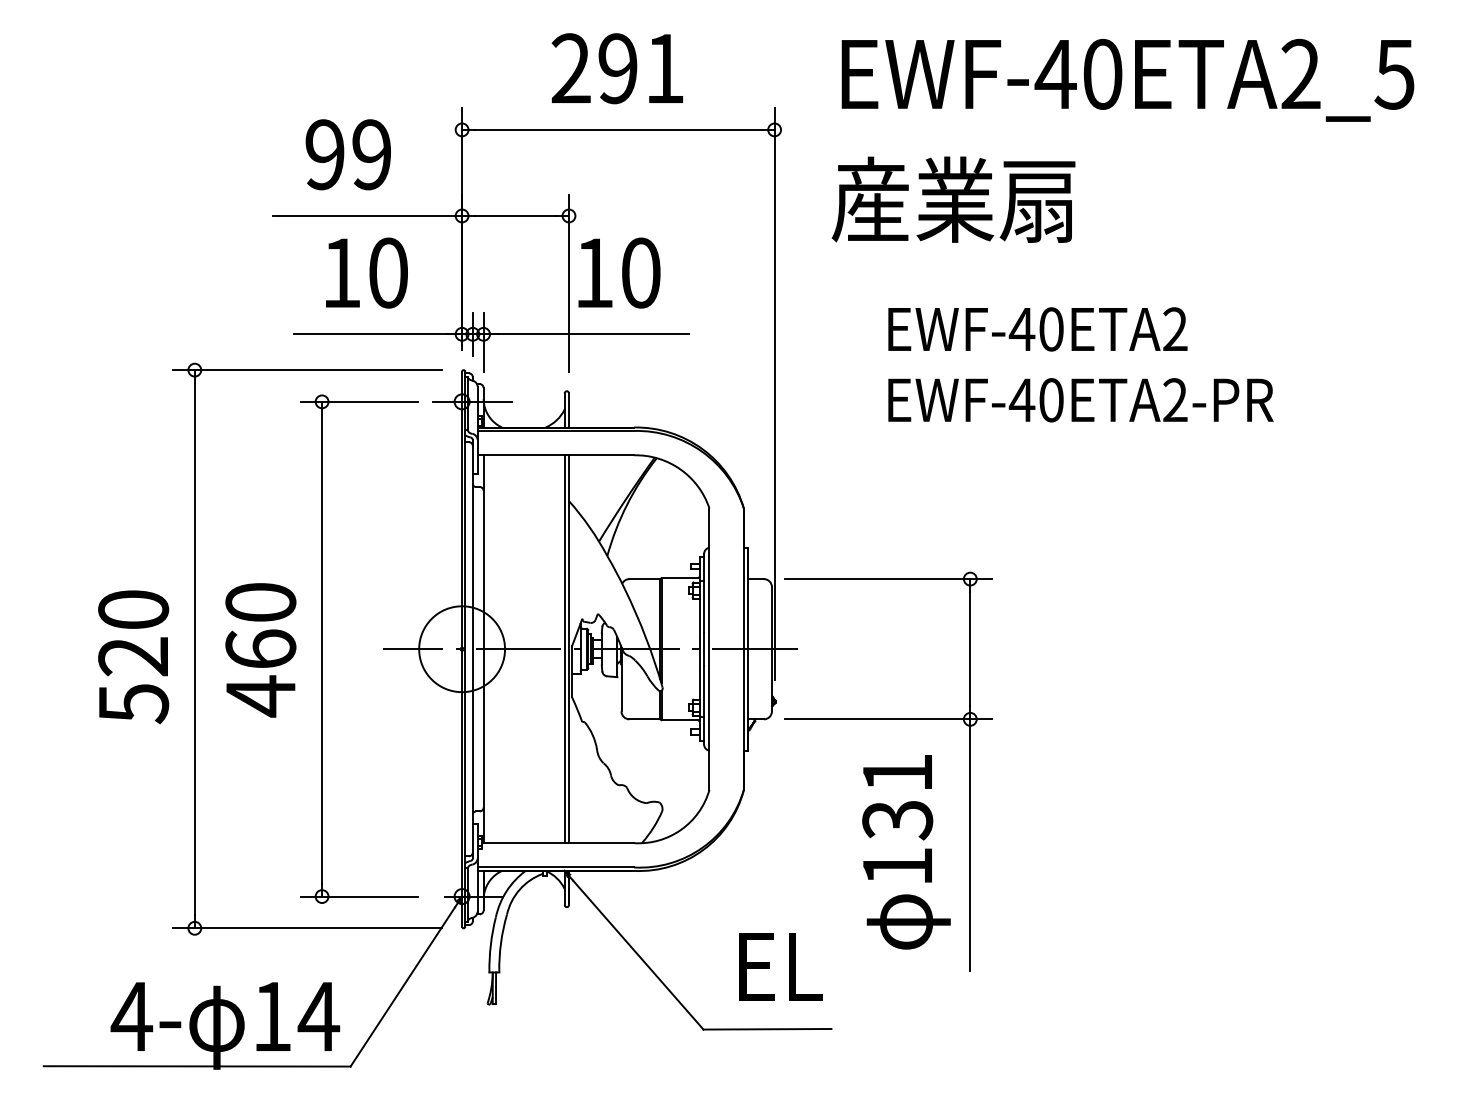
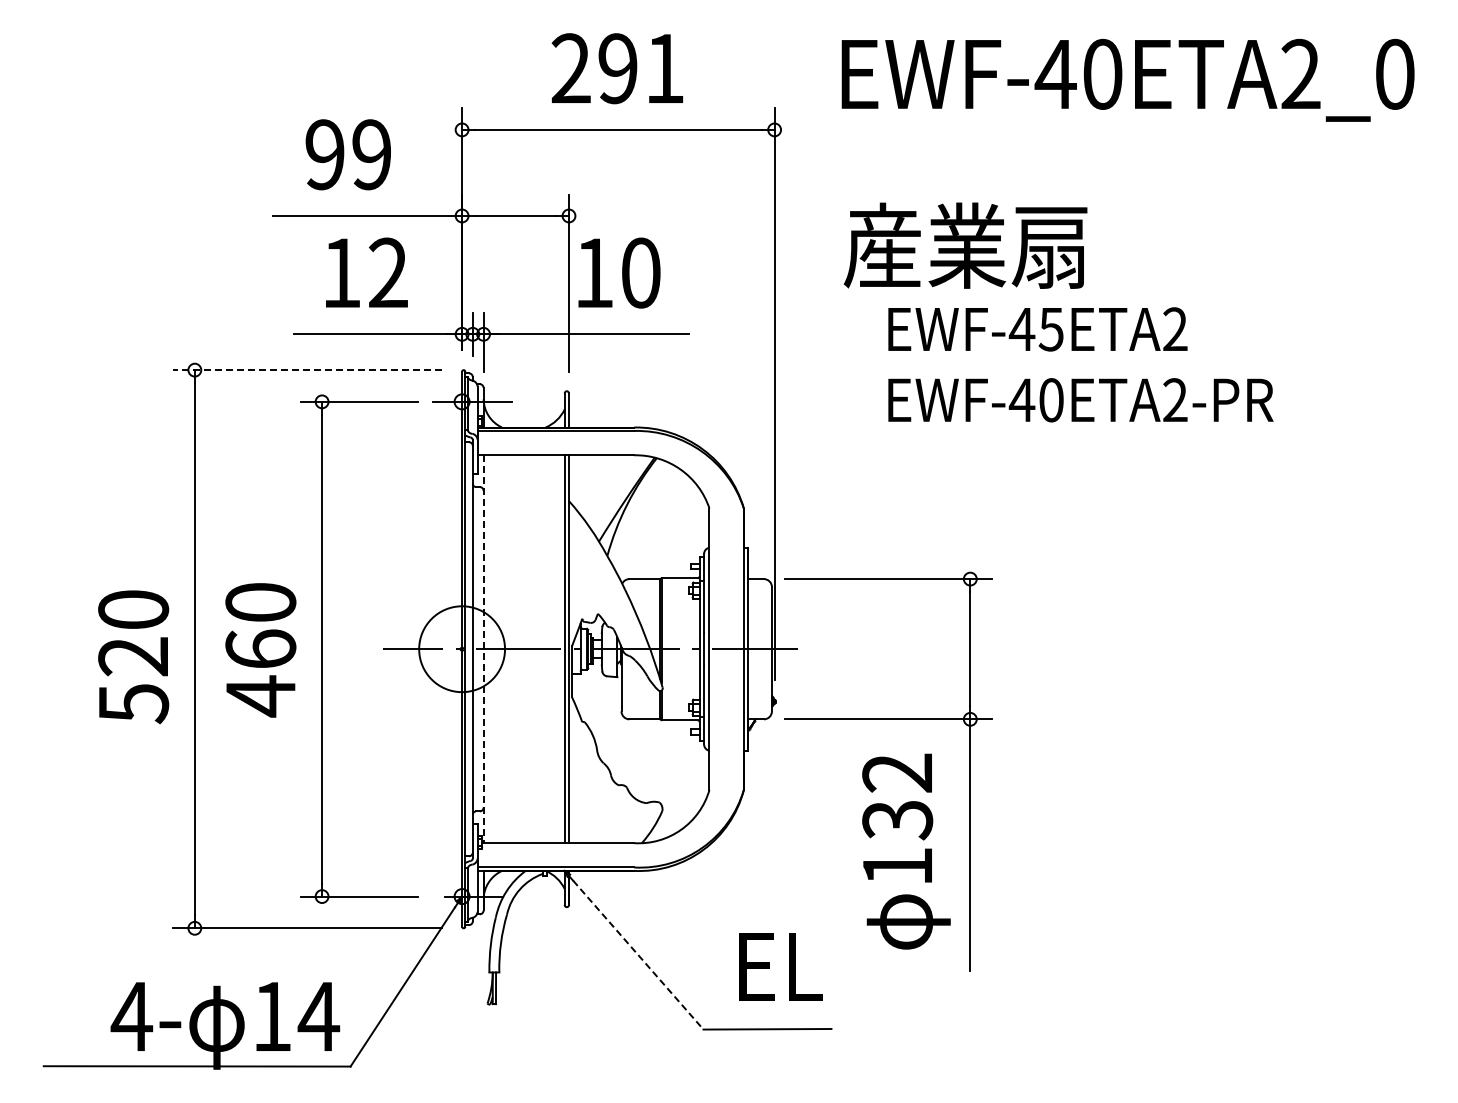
text: EWF-40ETA2_5 -> EWF-40ETA2_0 (1394, 73)
text position: (953, 199) -> (965, 245) (965, 245)
text: 10 -> 12 (388, 272)
text: EWF-40ETA2 -> EWF-45ETA2 (1050, 329)
line: solid -> dashed (307, 370)
line: solid -> dashed (483, 649)
text: 131 -> 132 (896, 772)
line: solid -> dashed (638, 955)
